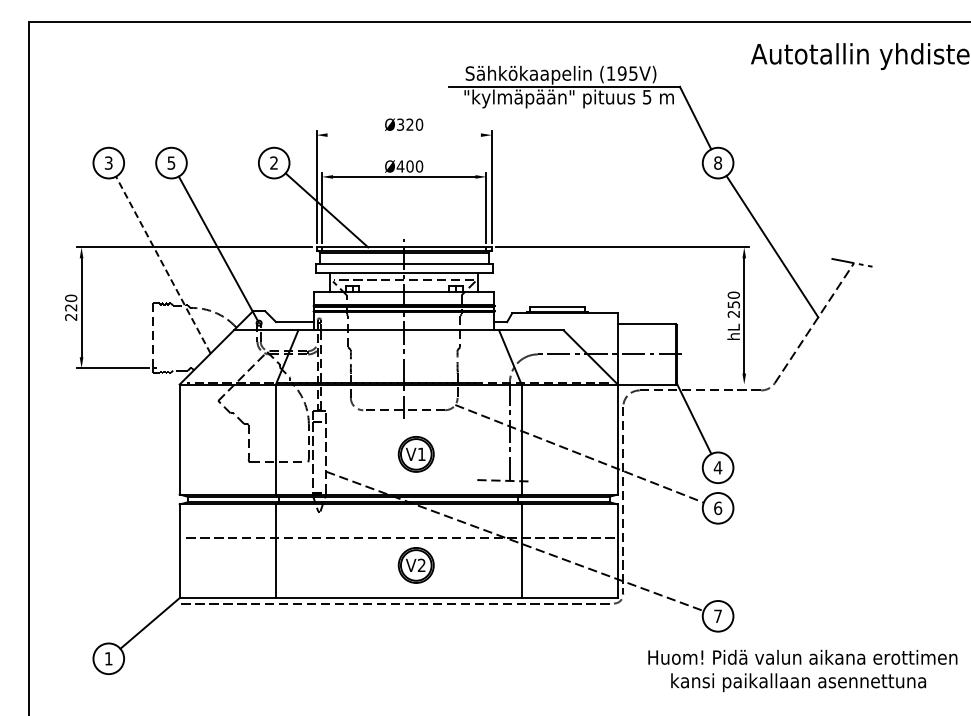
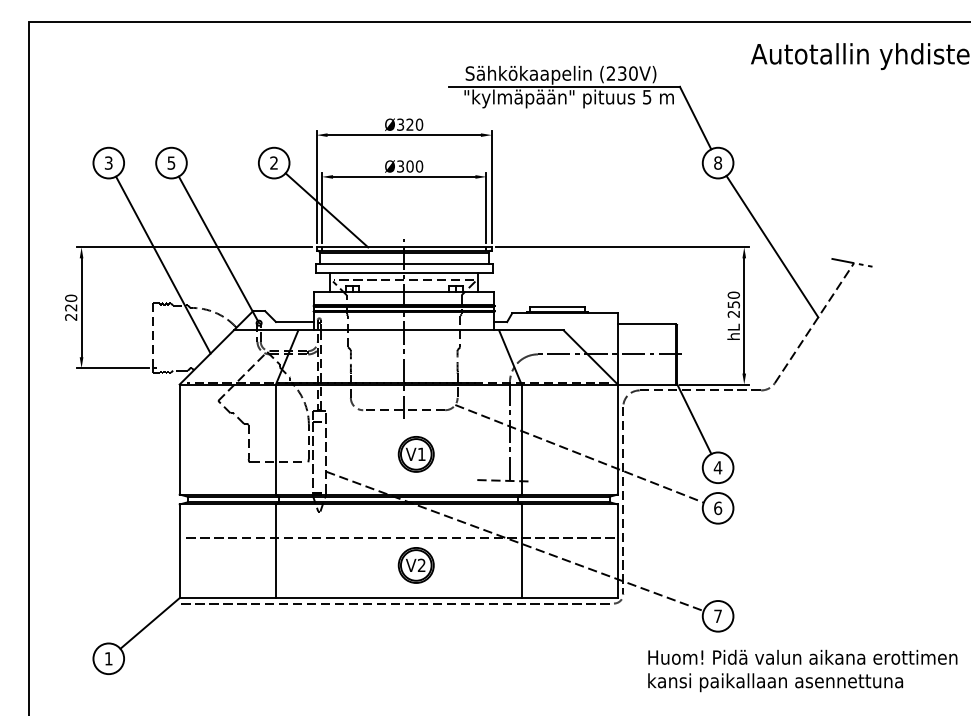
text: (195V) -> (230V) (621, 73)
line: none -> present (403, 135)
text: Ø400 -> Ø300 (400, 166)
line: dashed -> solid (163, 264)
line: none -> present (714, 384)
text position: (798, 682) -> (775, 682) (775, 682)
